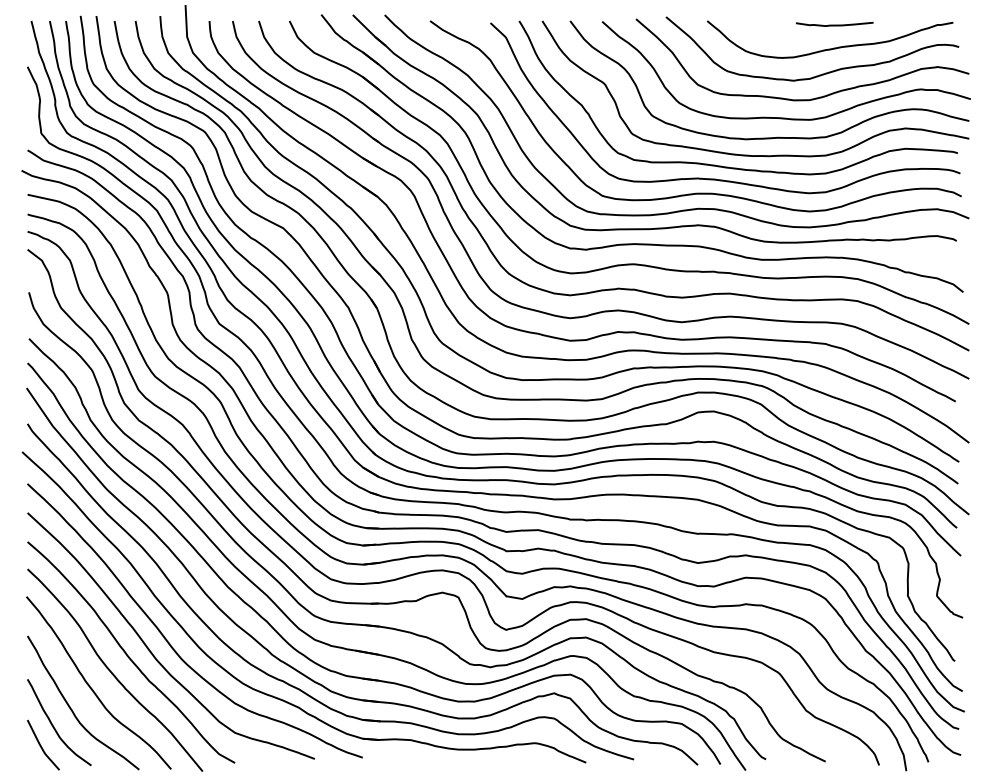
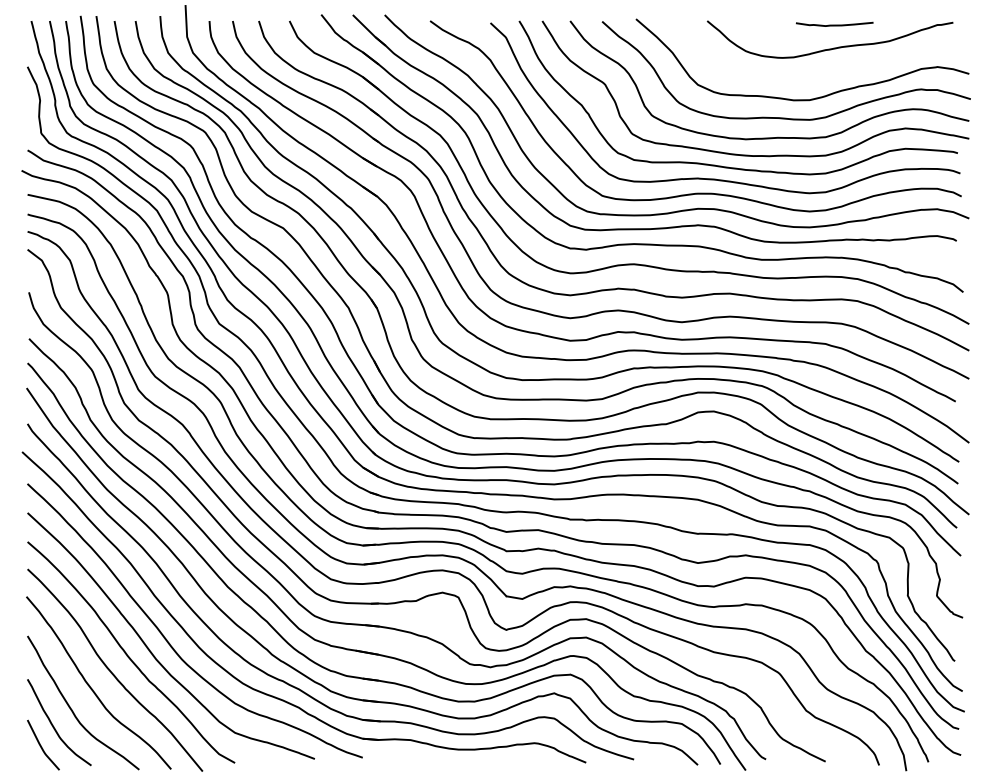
curve: present -> none (822, 73)
